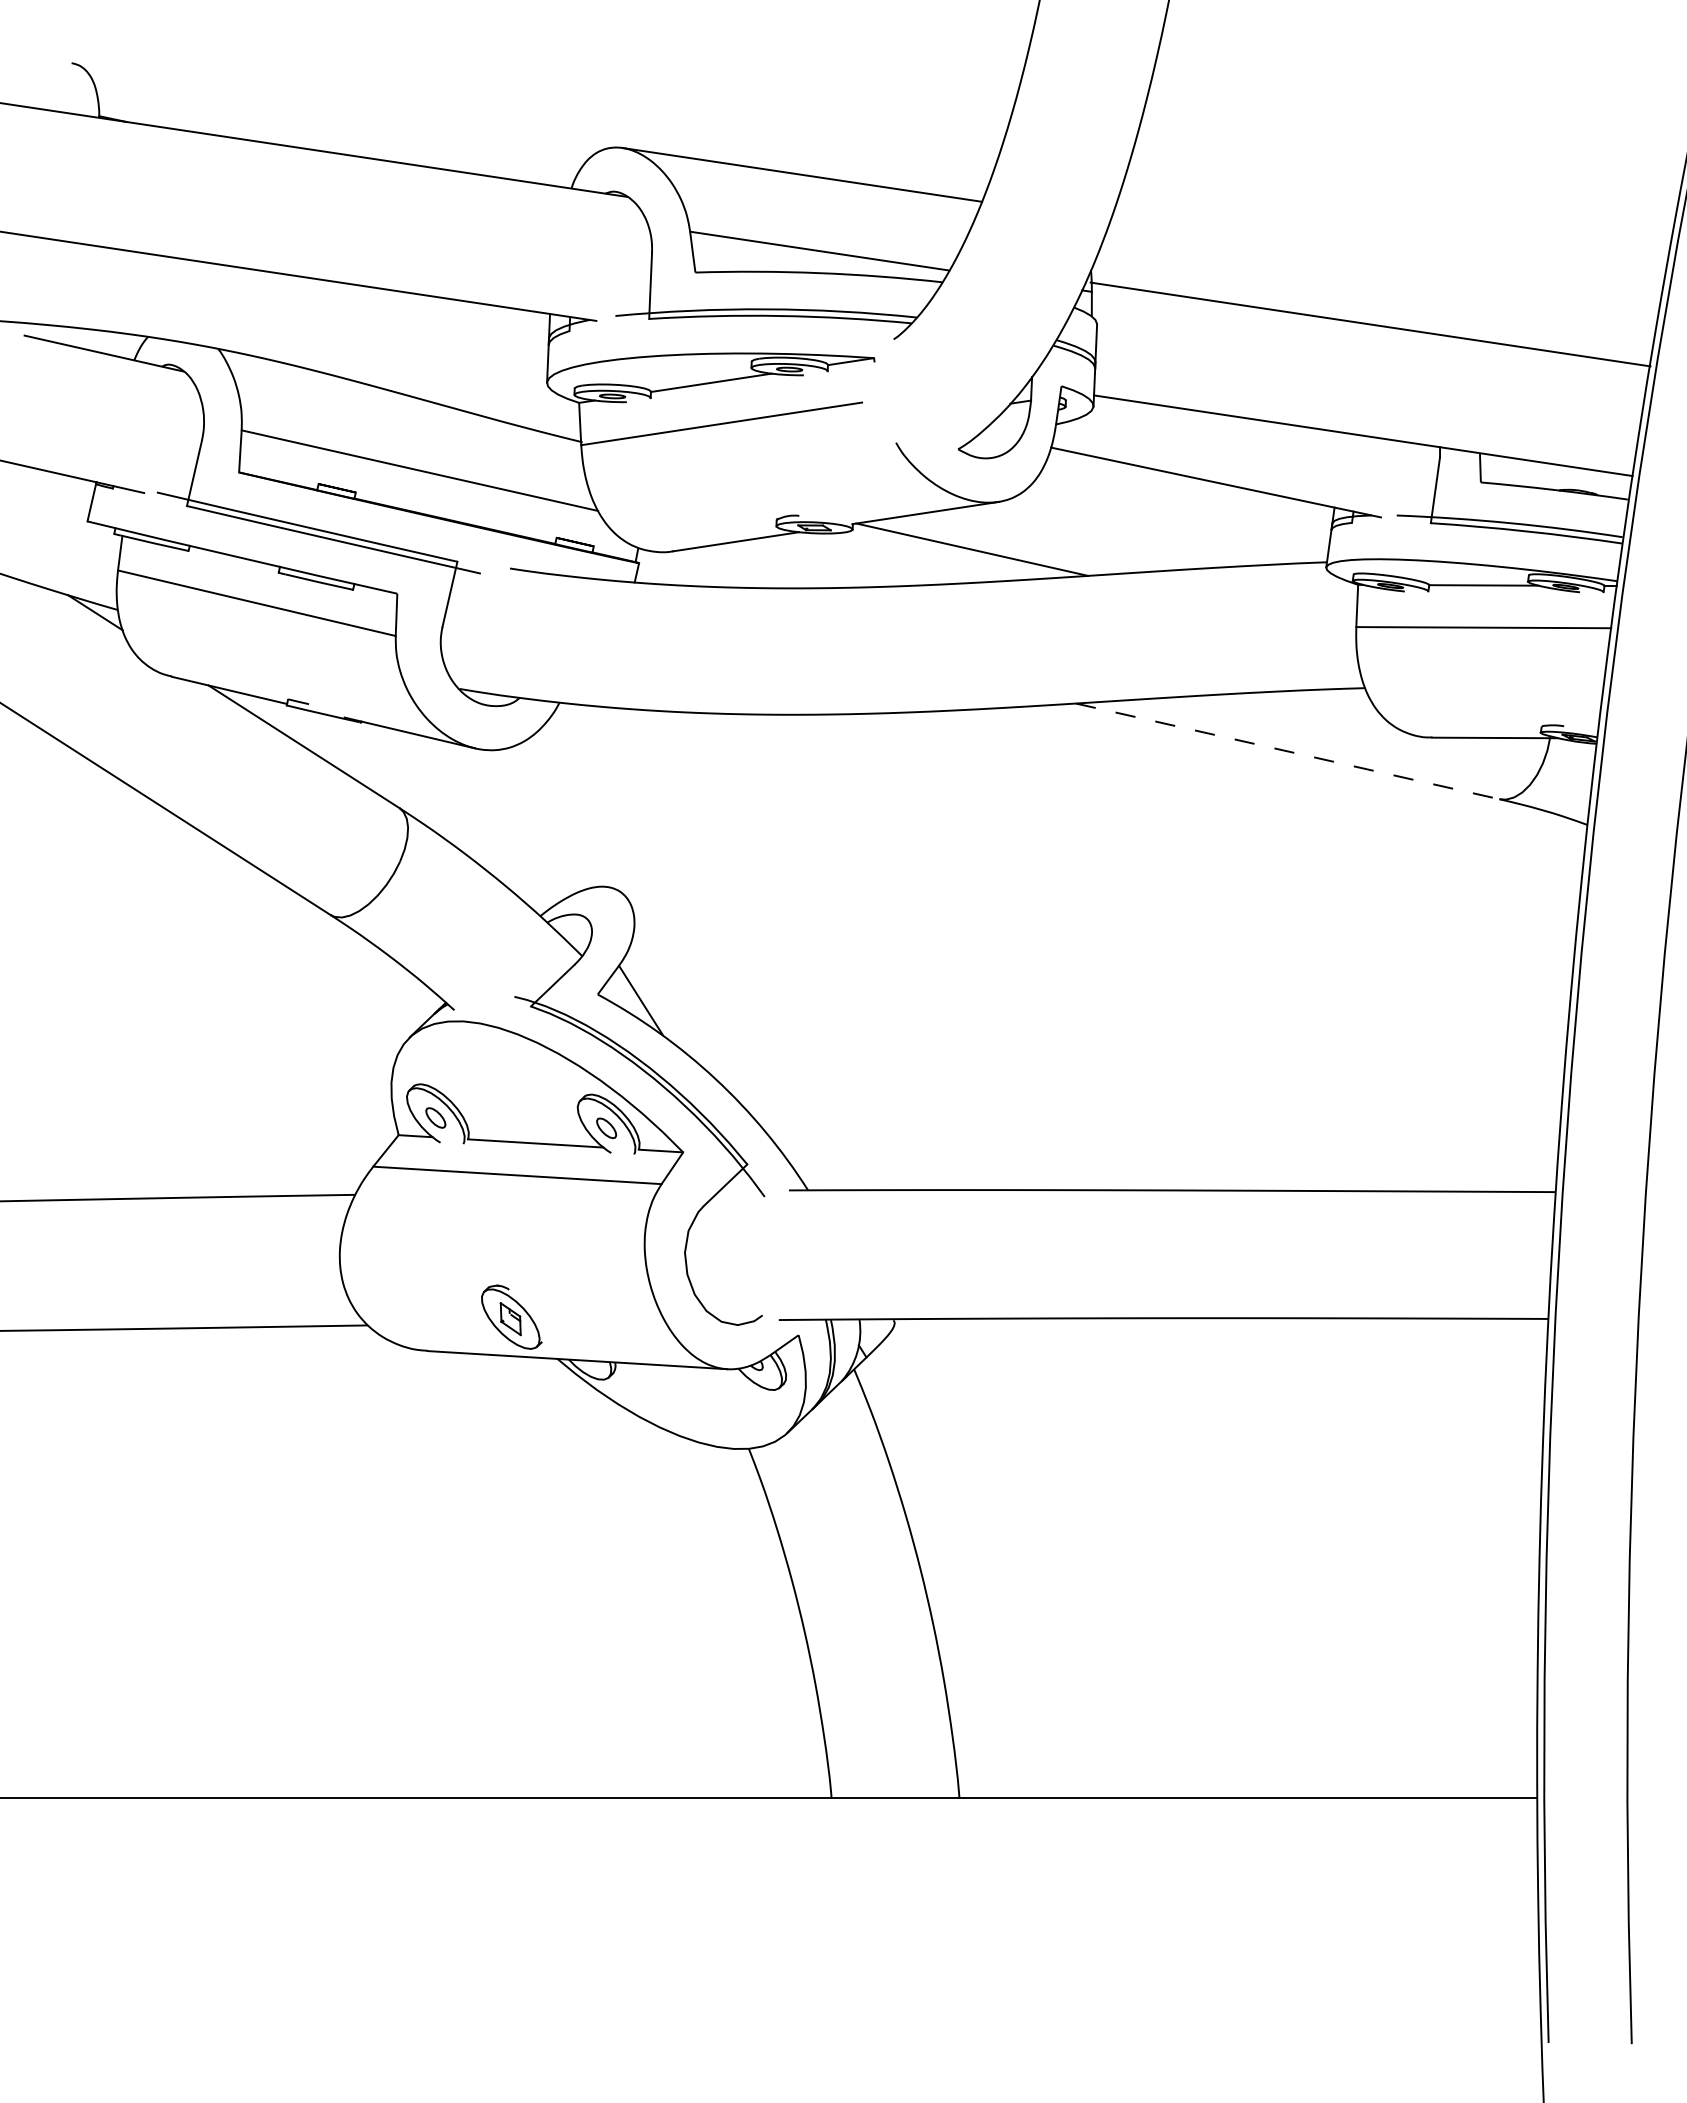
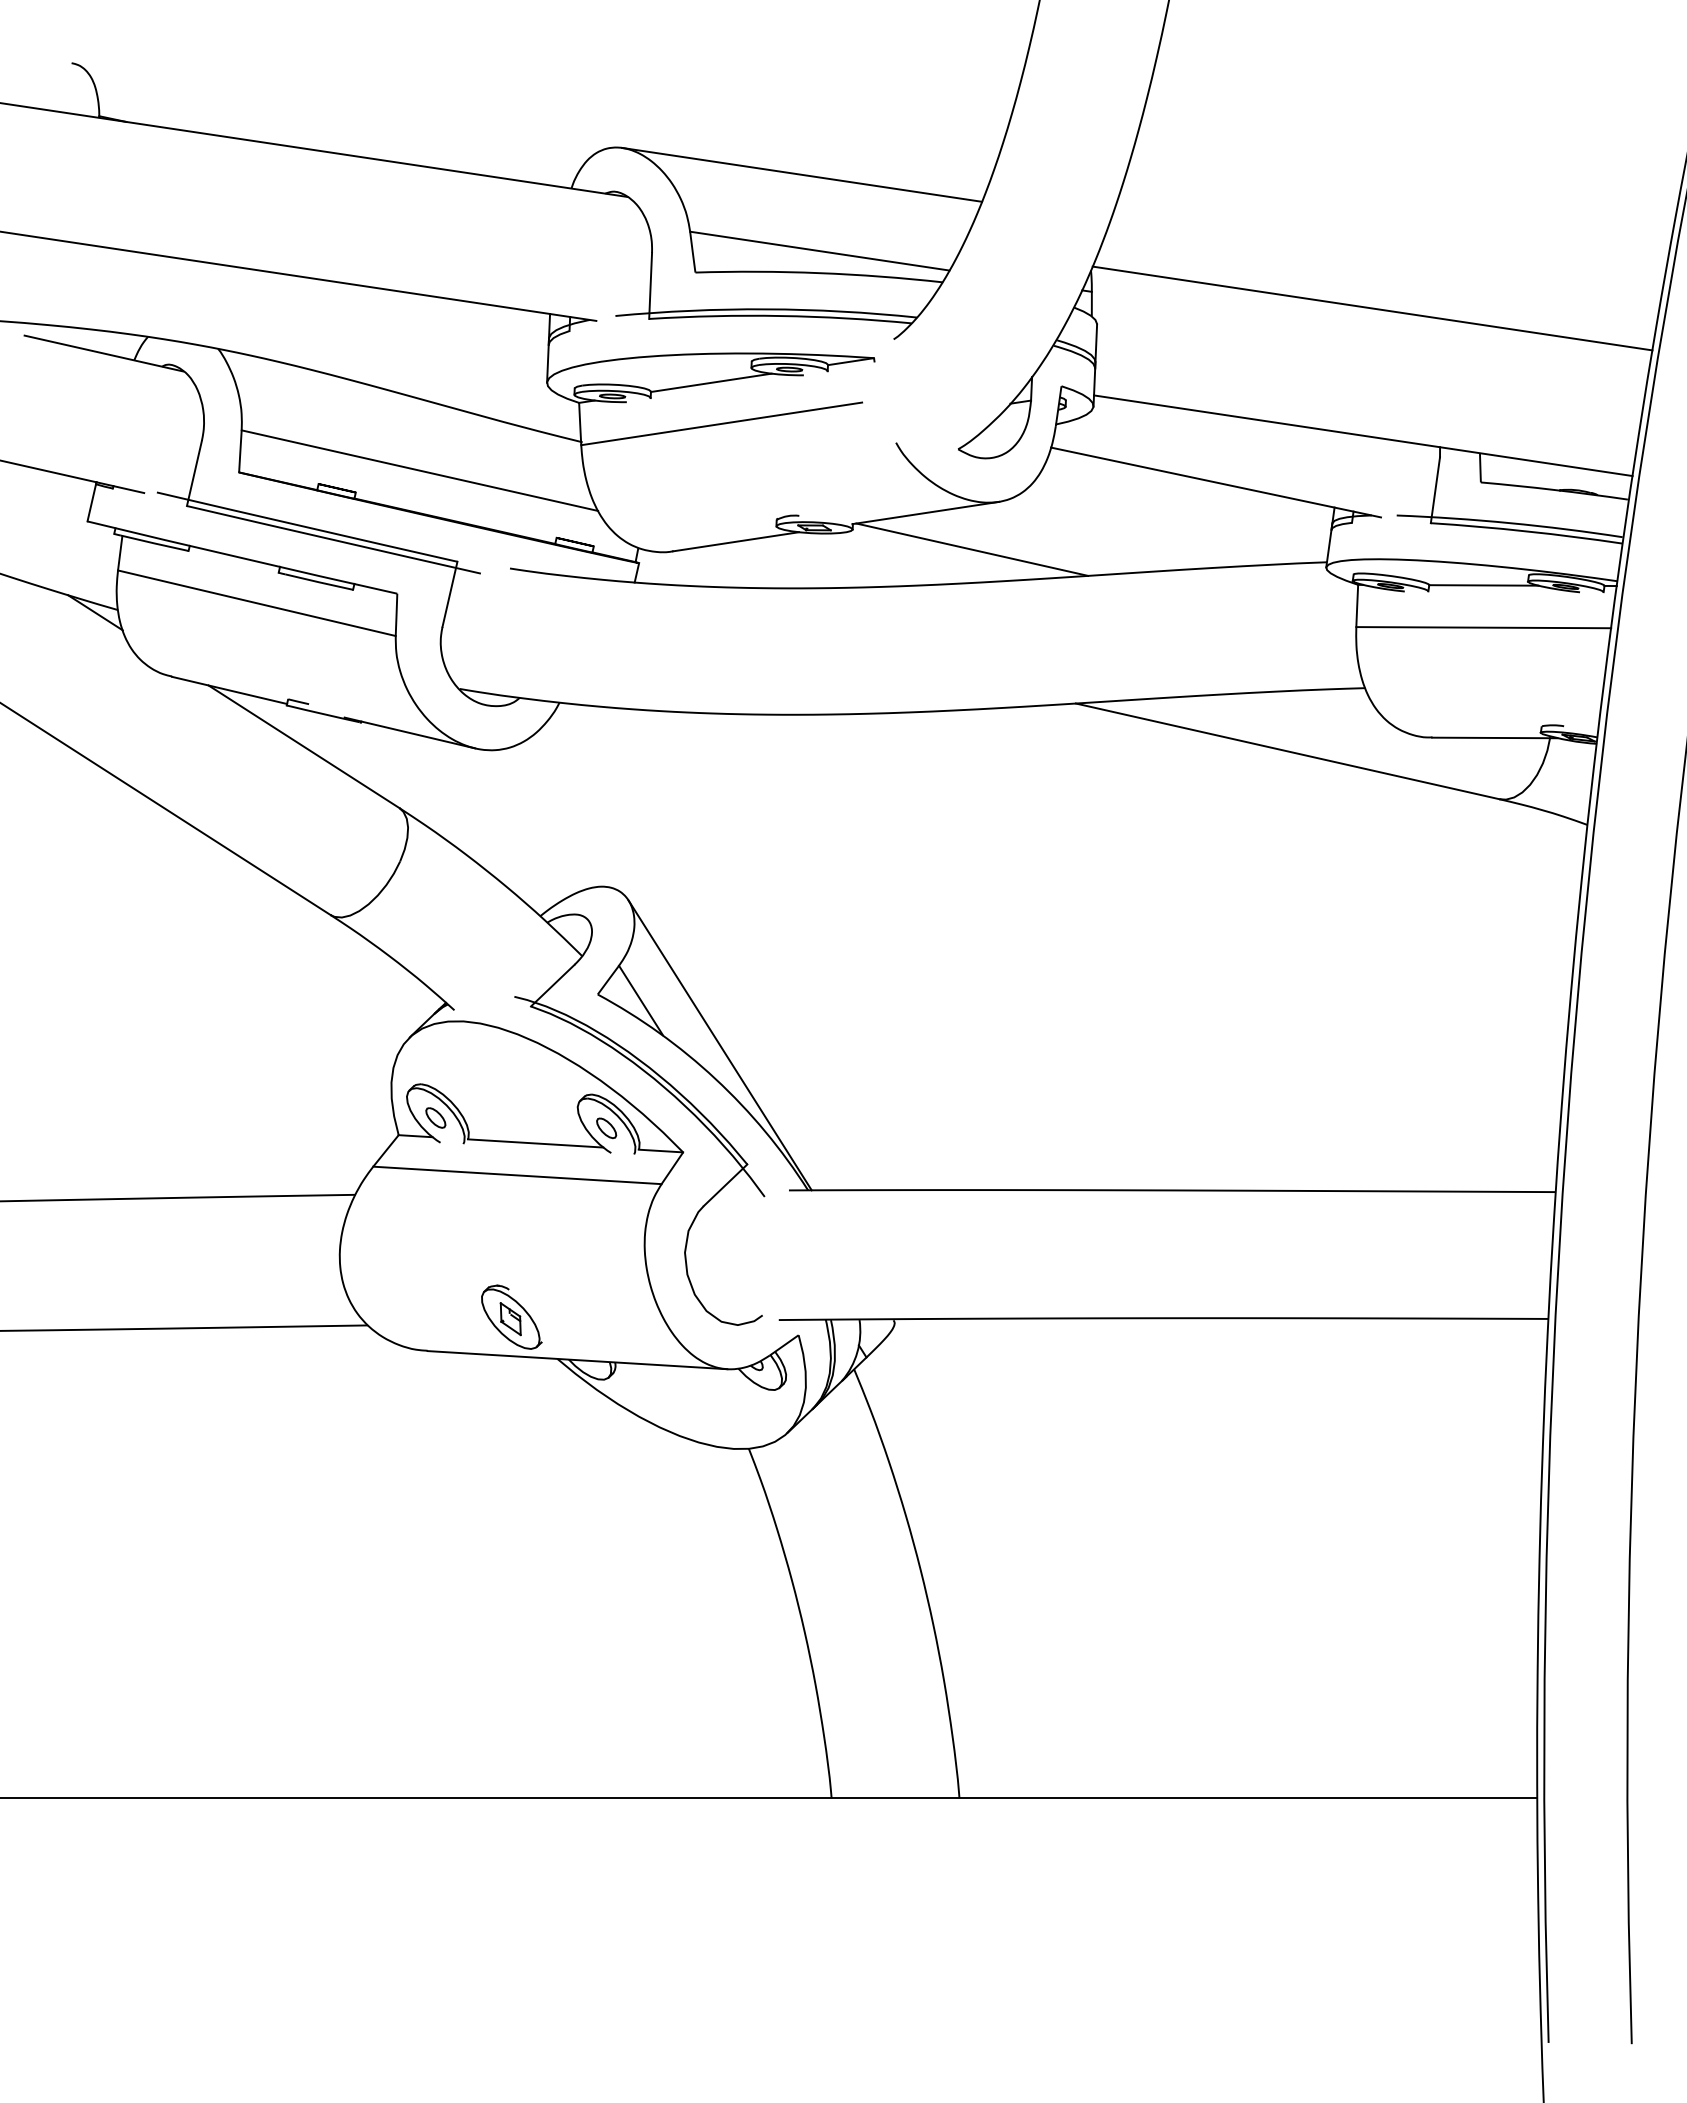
line position: (1370, 324) -> (1372, 308) (1372, 308)
line: dashed -> solid (1288, 751)
line: none -> present (719, 1045)
